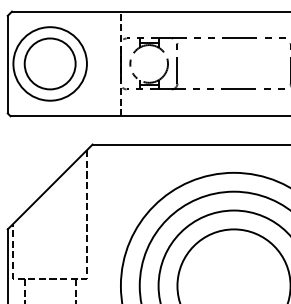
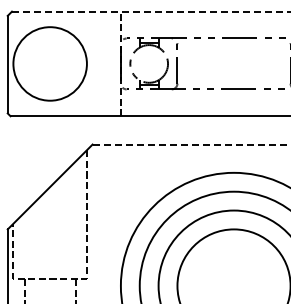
line: solid -> dashed (151, 11)
circle: present -> none (49, 63)
line: solid -> dashed (191, 144)
